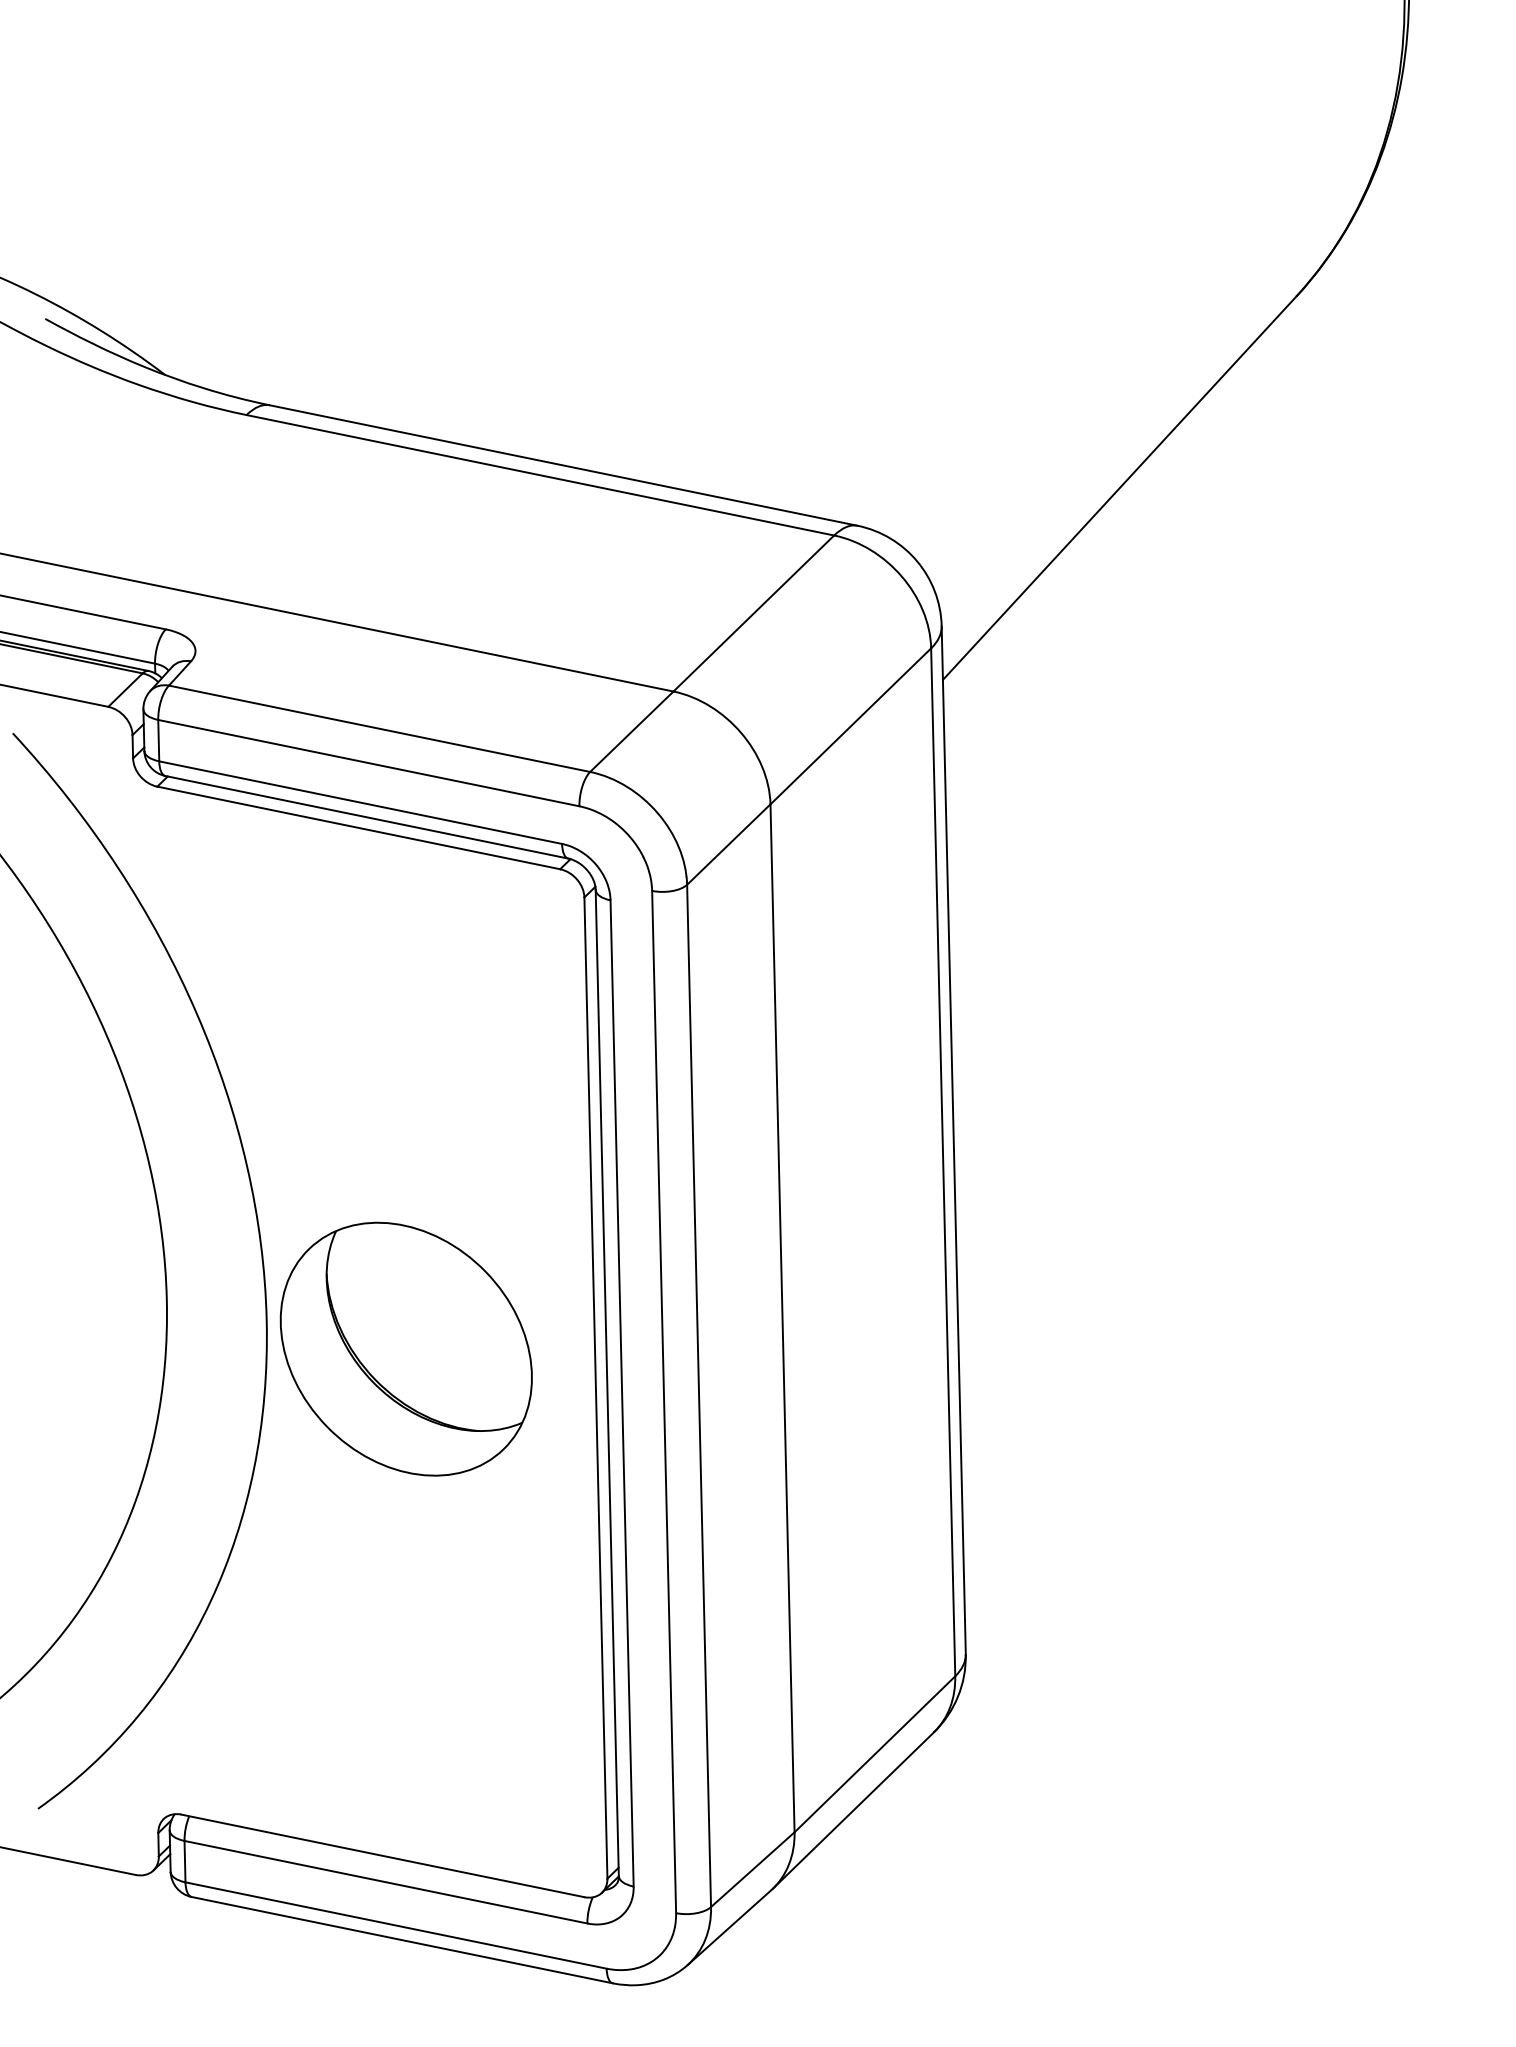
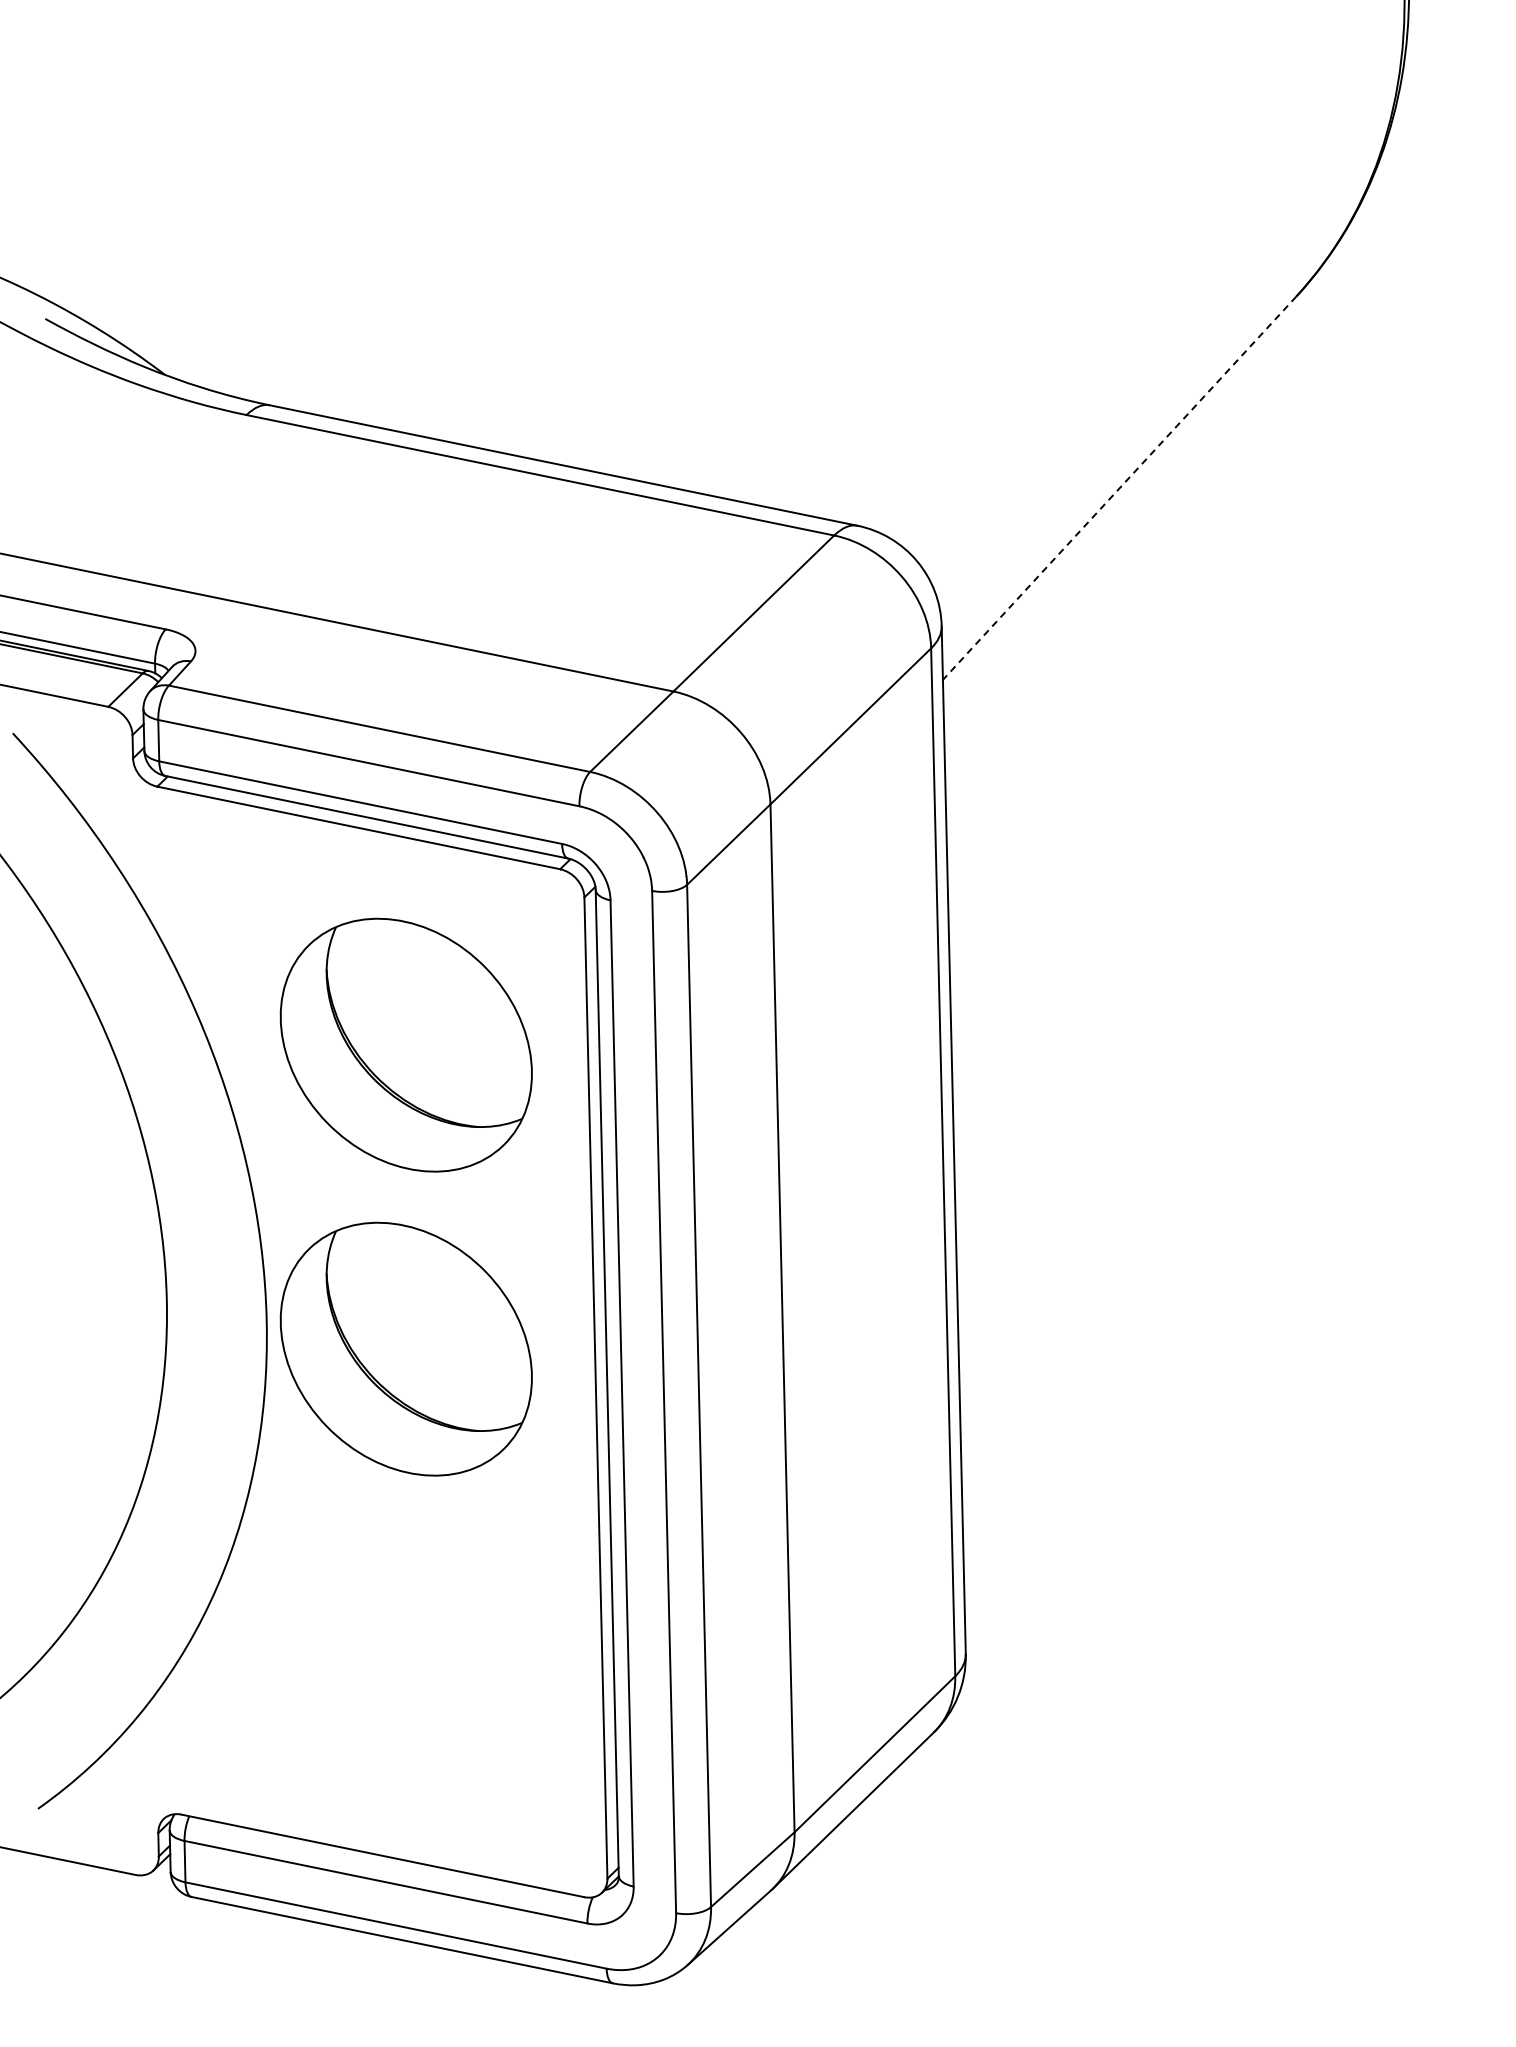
line: solid -> dashed (1119, 488)
part: none -> present (405, 1044)
